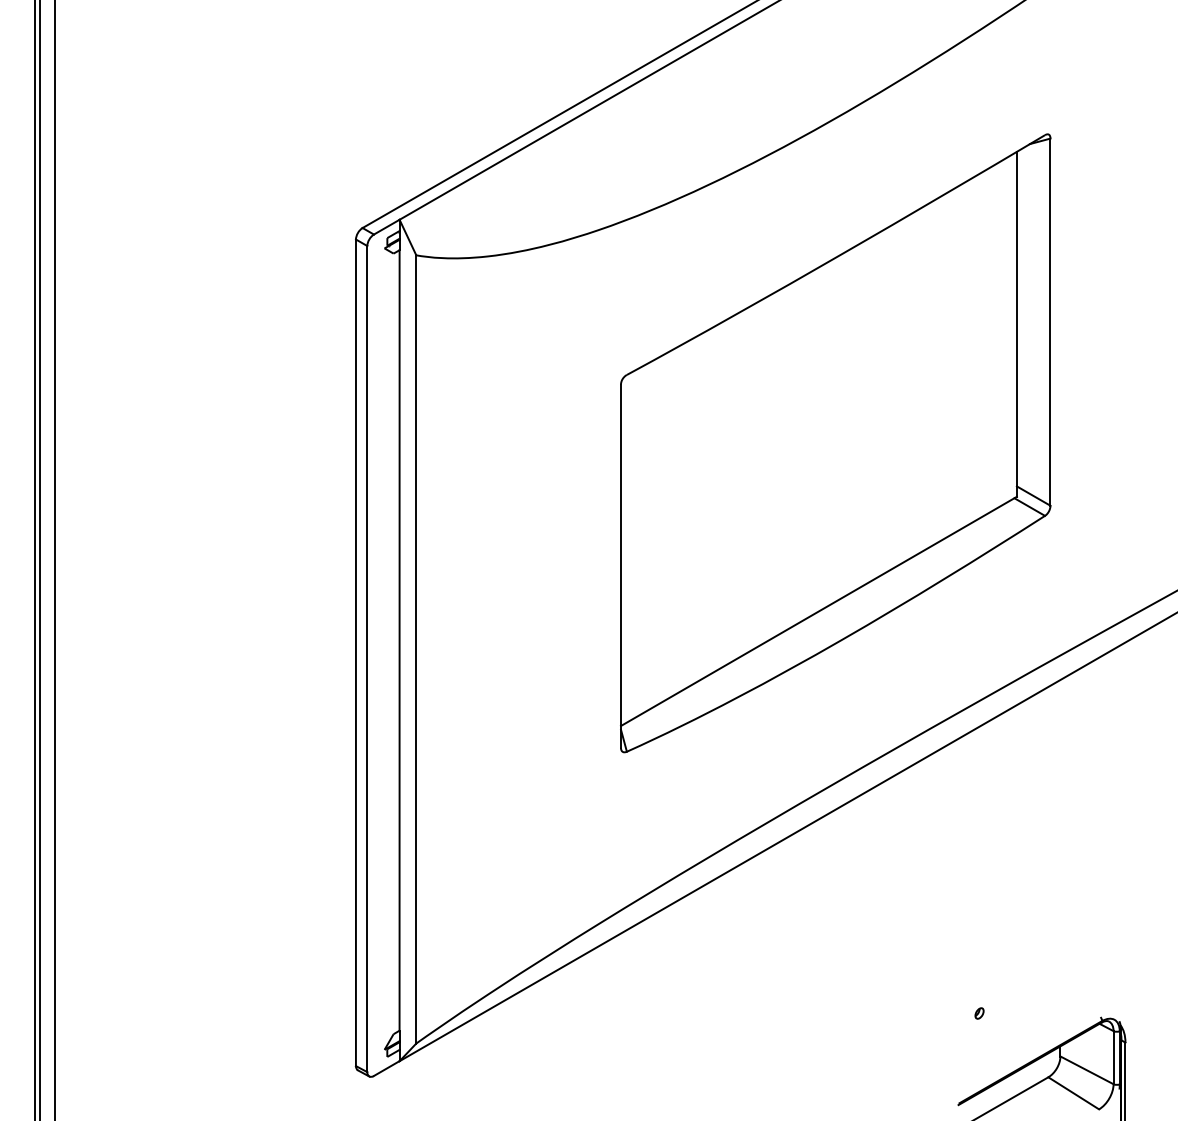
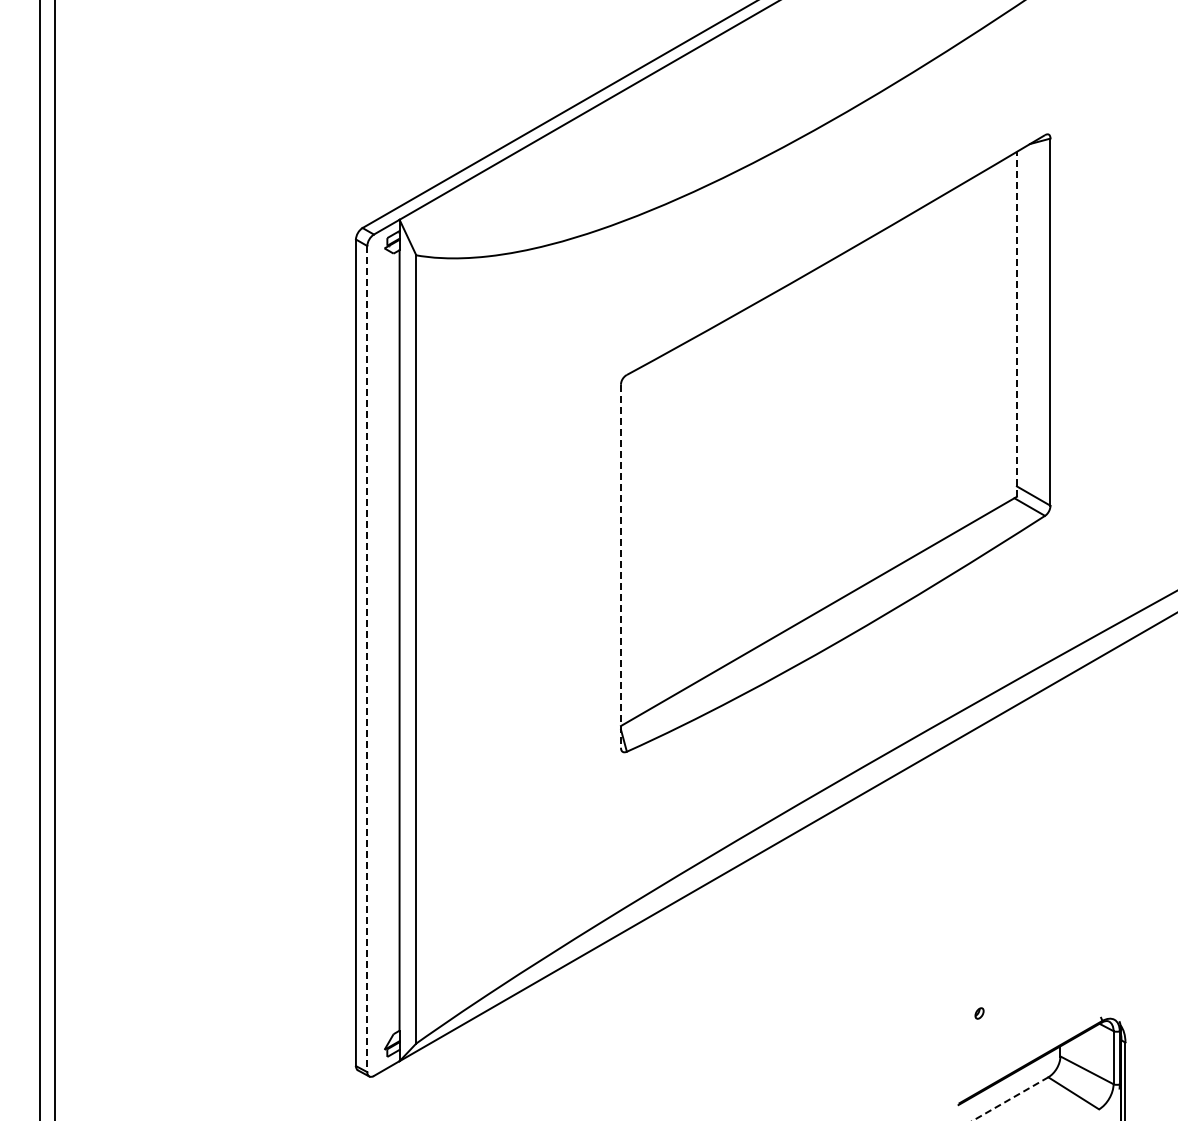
line: solid -> dashed (1016, 323)
line: present -> none (35, 559)
line: solid -> dashed (621, 566)
line: solid -> dashed (367, 659)
line: solid -> dashed (1010, 1099)
